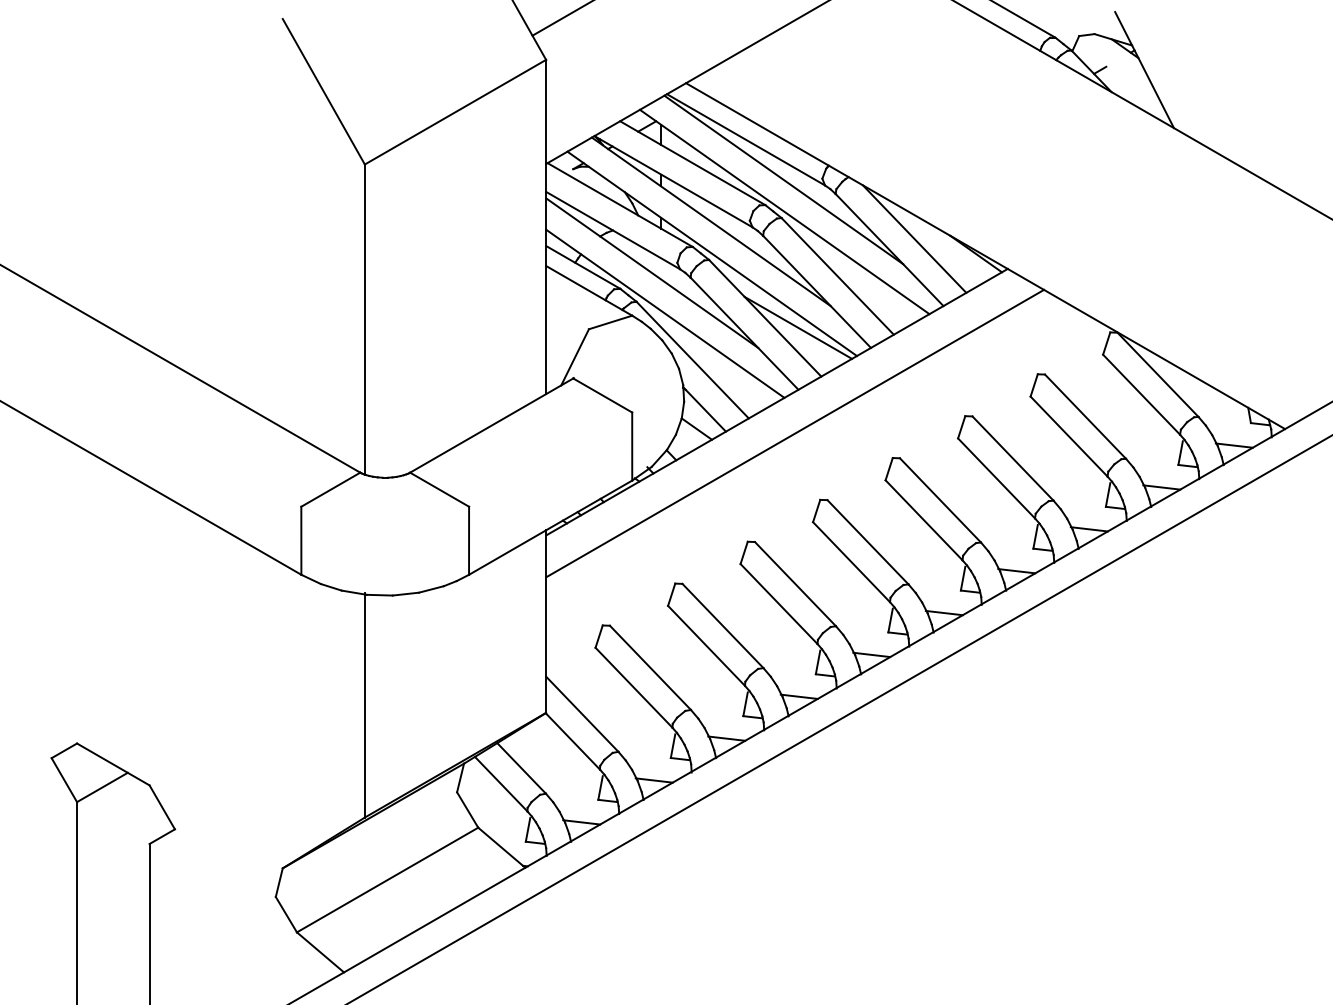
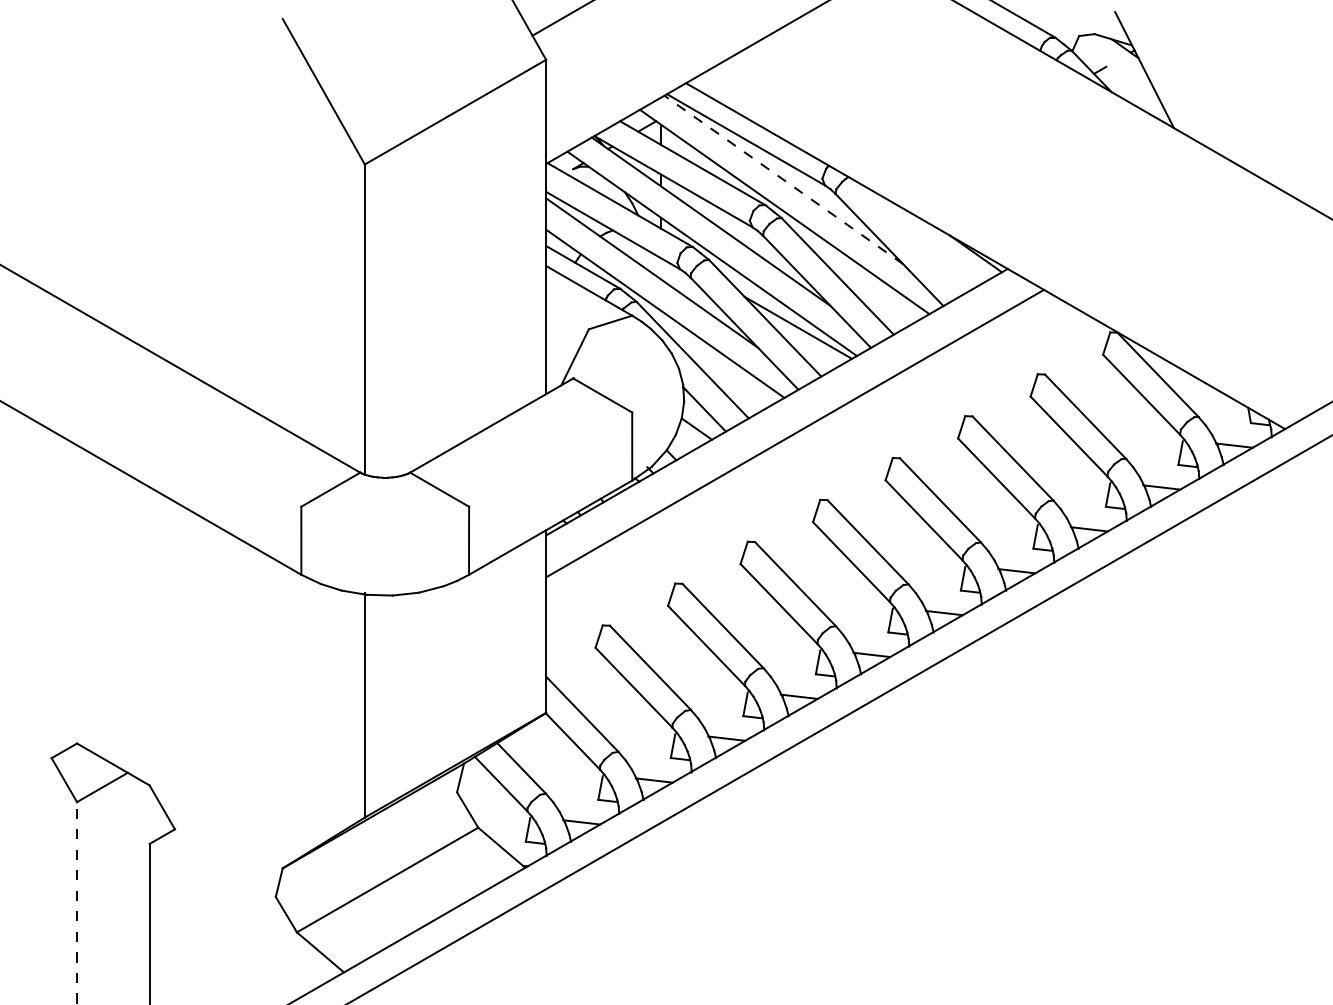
line: solid -> dashed (783, 179)
line: present -> none (914, 238)
line: solid -> dashed (77, 902)
